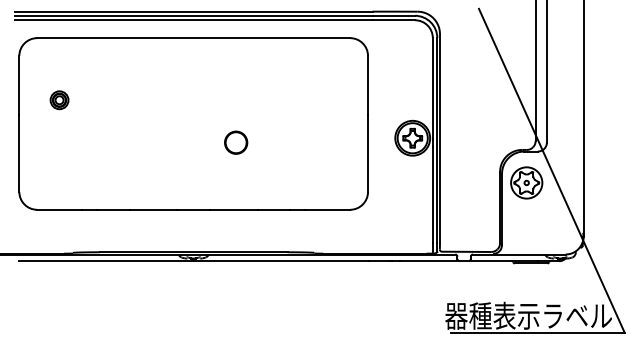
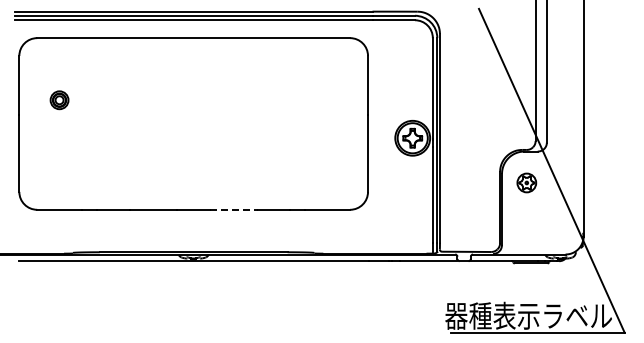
circle: present -> none (236, 142)
part size: 34x34 px -> 22x22 px (526, 182)
line: solid -> dashed (233, 209)
